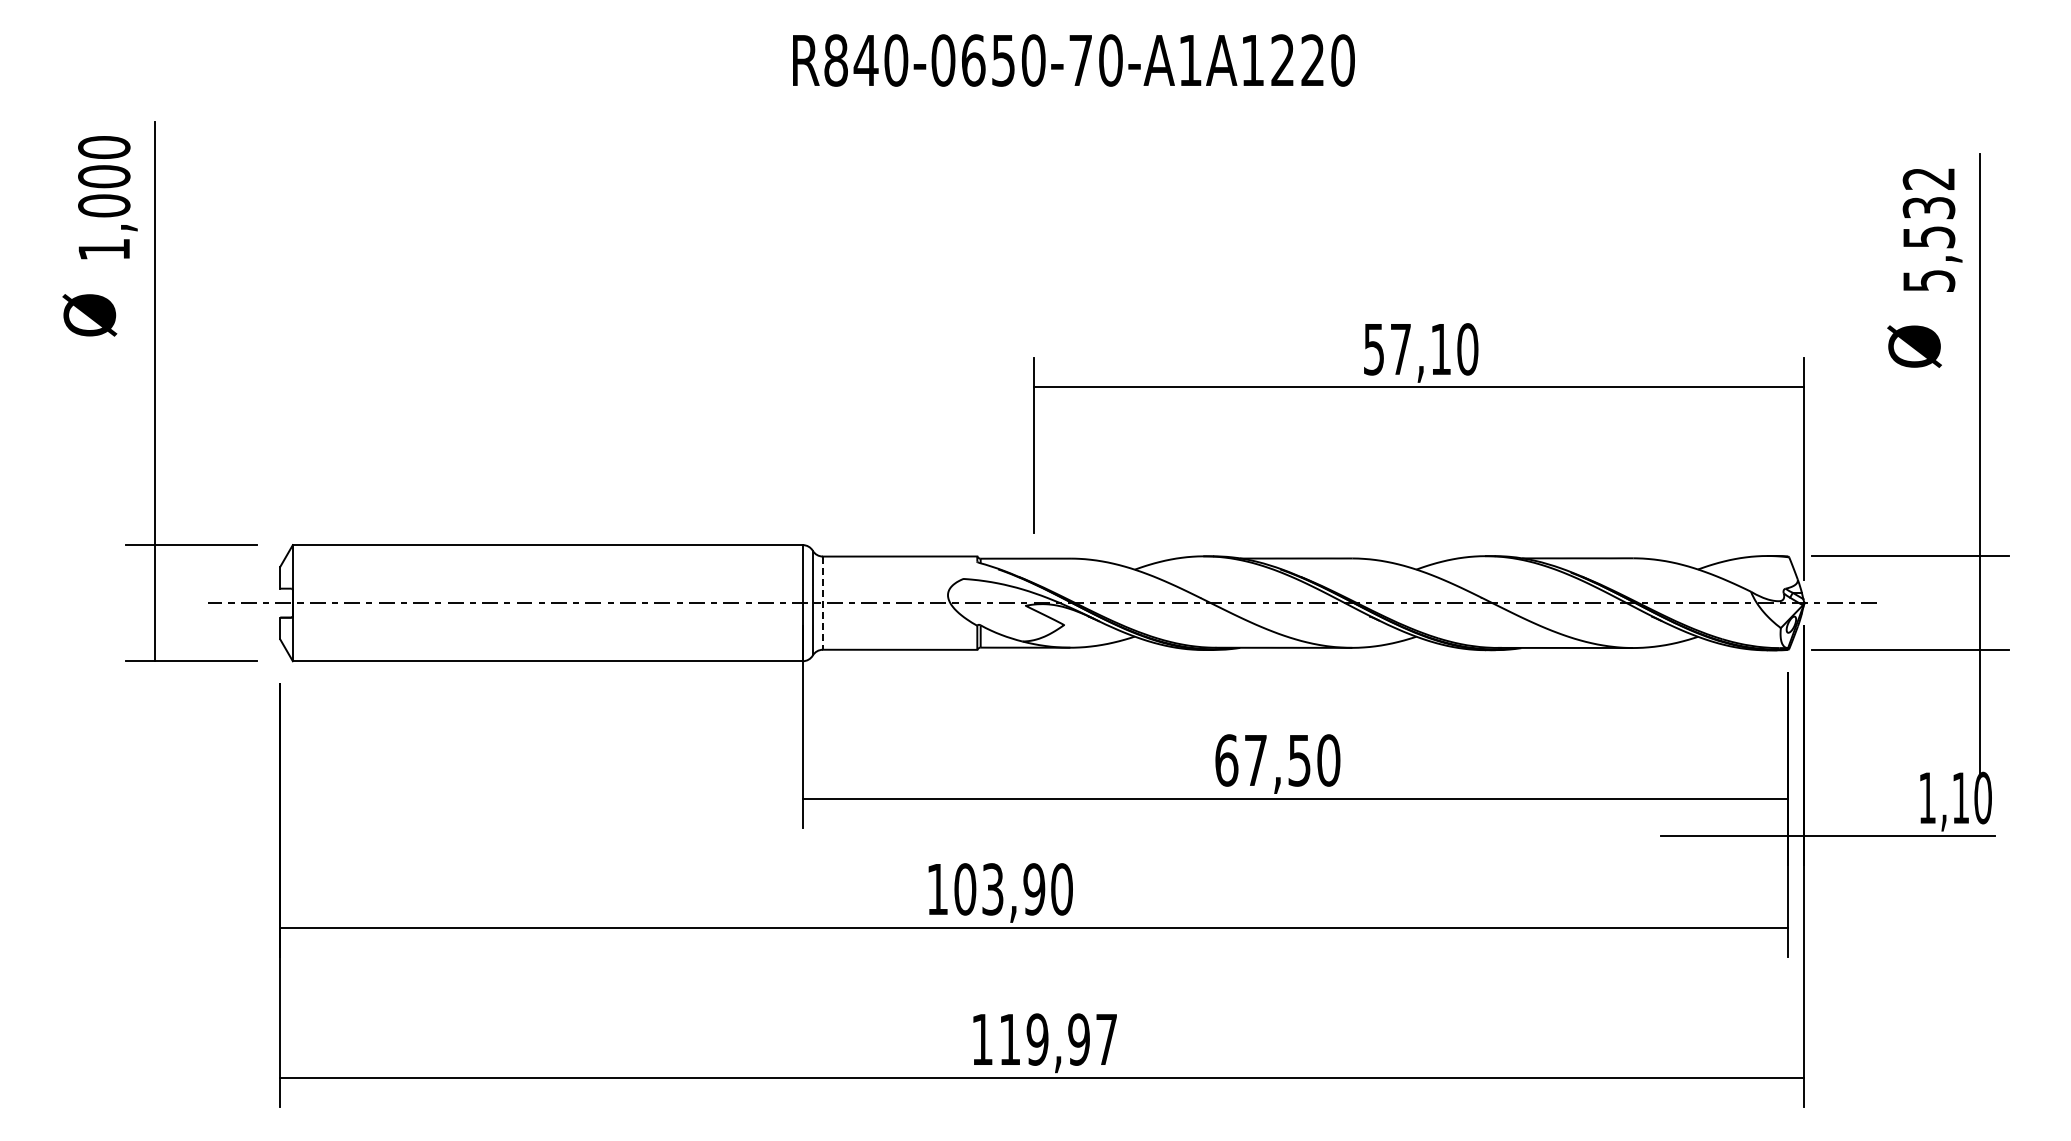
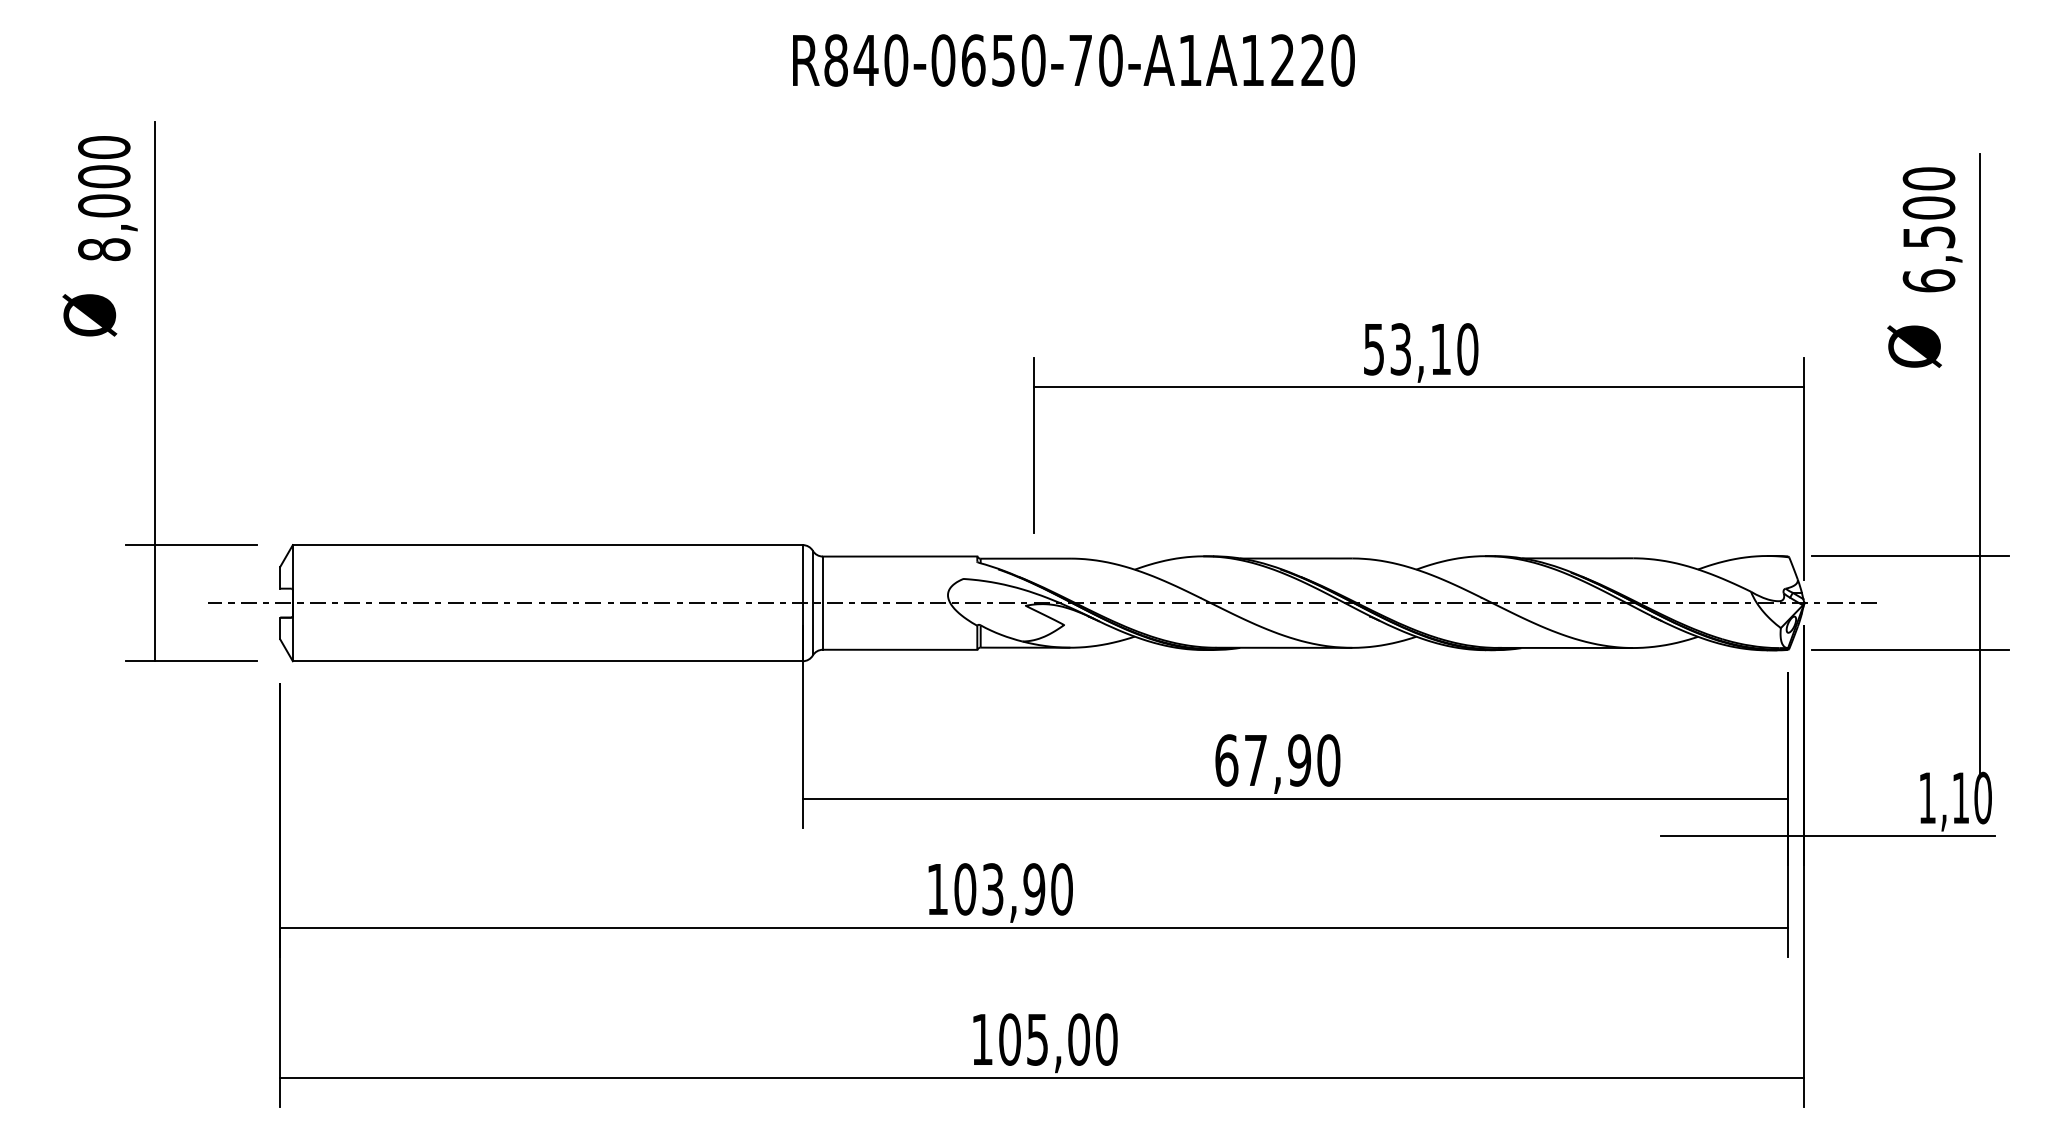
text: 5,532 -> 6,500 (1928, 229)
text: 1,000 -> 8,000 (104, 249)
text: 57,10 -> 53,10 (1400, 349)
line: dashed -> solid (822, 603)
text: 67,50 -> 67,90 (1299, 760)
text: 119,97 -> 105,00 (1058, 1039)
